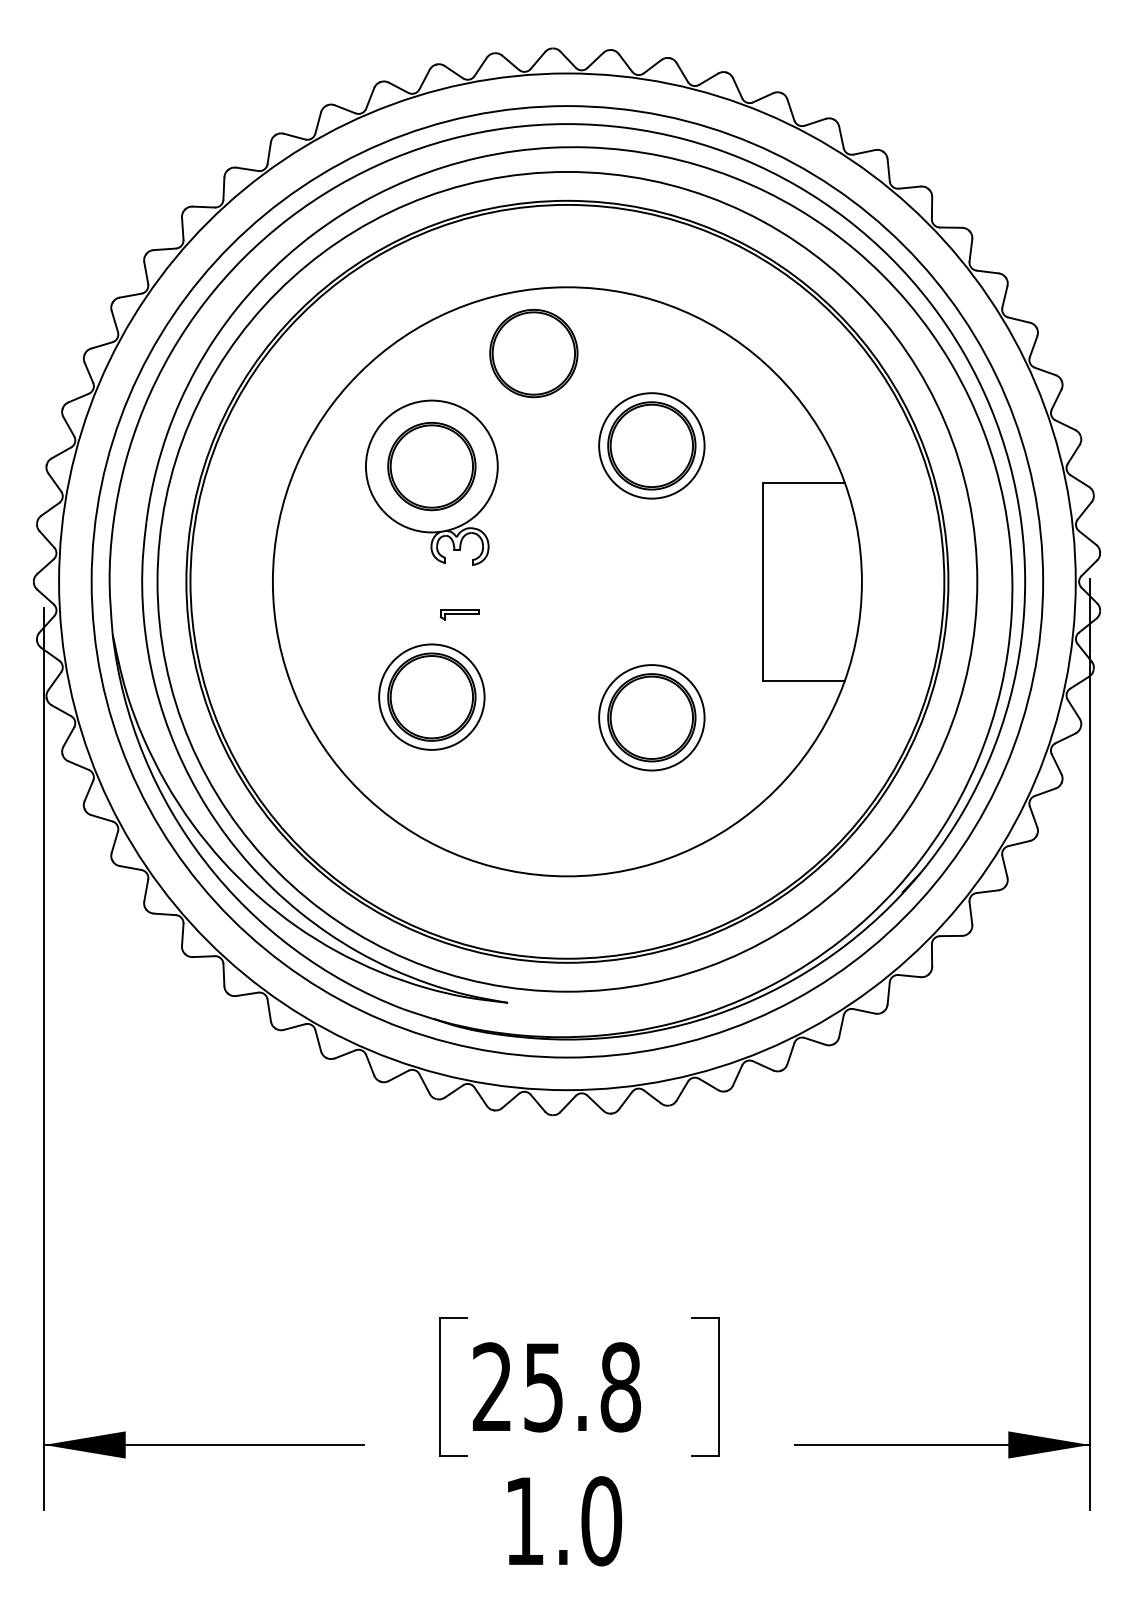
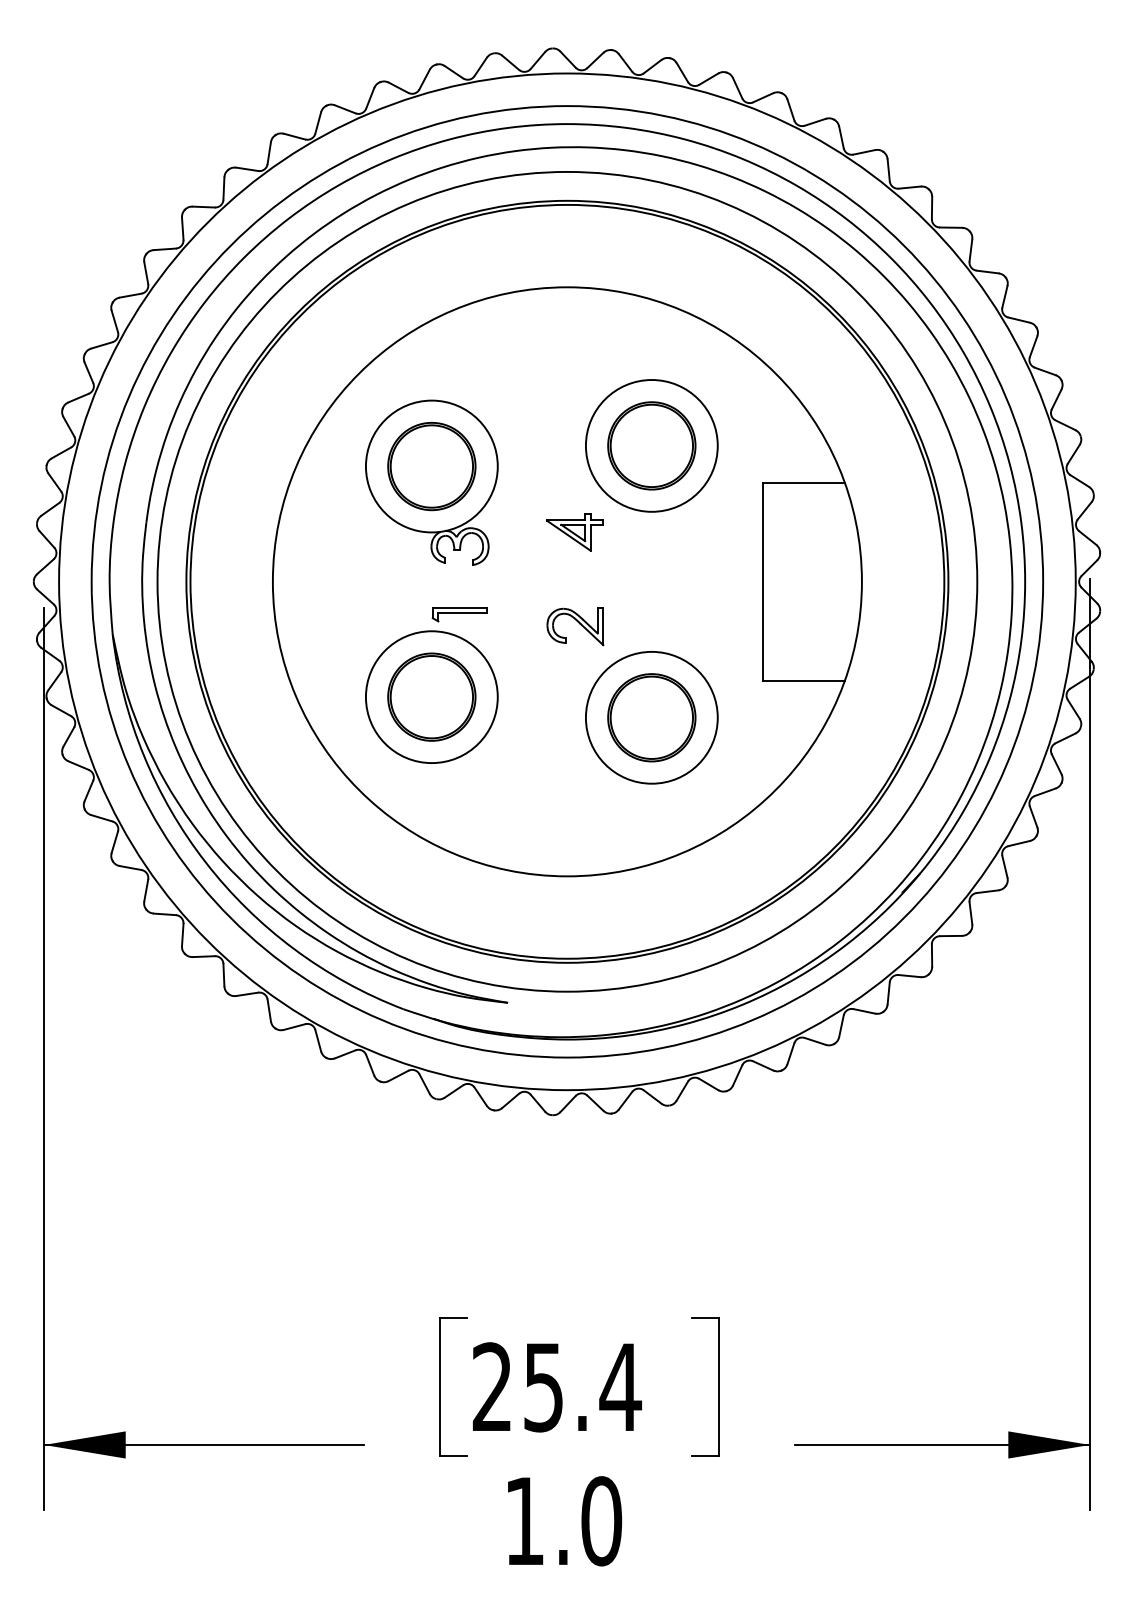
part: present -> none (533, 353)
circle diameter: 105 px -> 132 px (651, 445)
part: none -> present (574, 532)
part size: 41x12 px -> 57x16 px (459, 614)
part: none -> present (575, 626)
circle diameter: 105 px -> 132 px (431, 697)
circle diameter: 105 px -> 132 px (651, 717)
text: 25.8 -> 25.4 (620, 1387)
